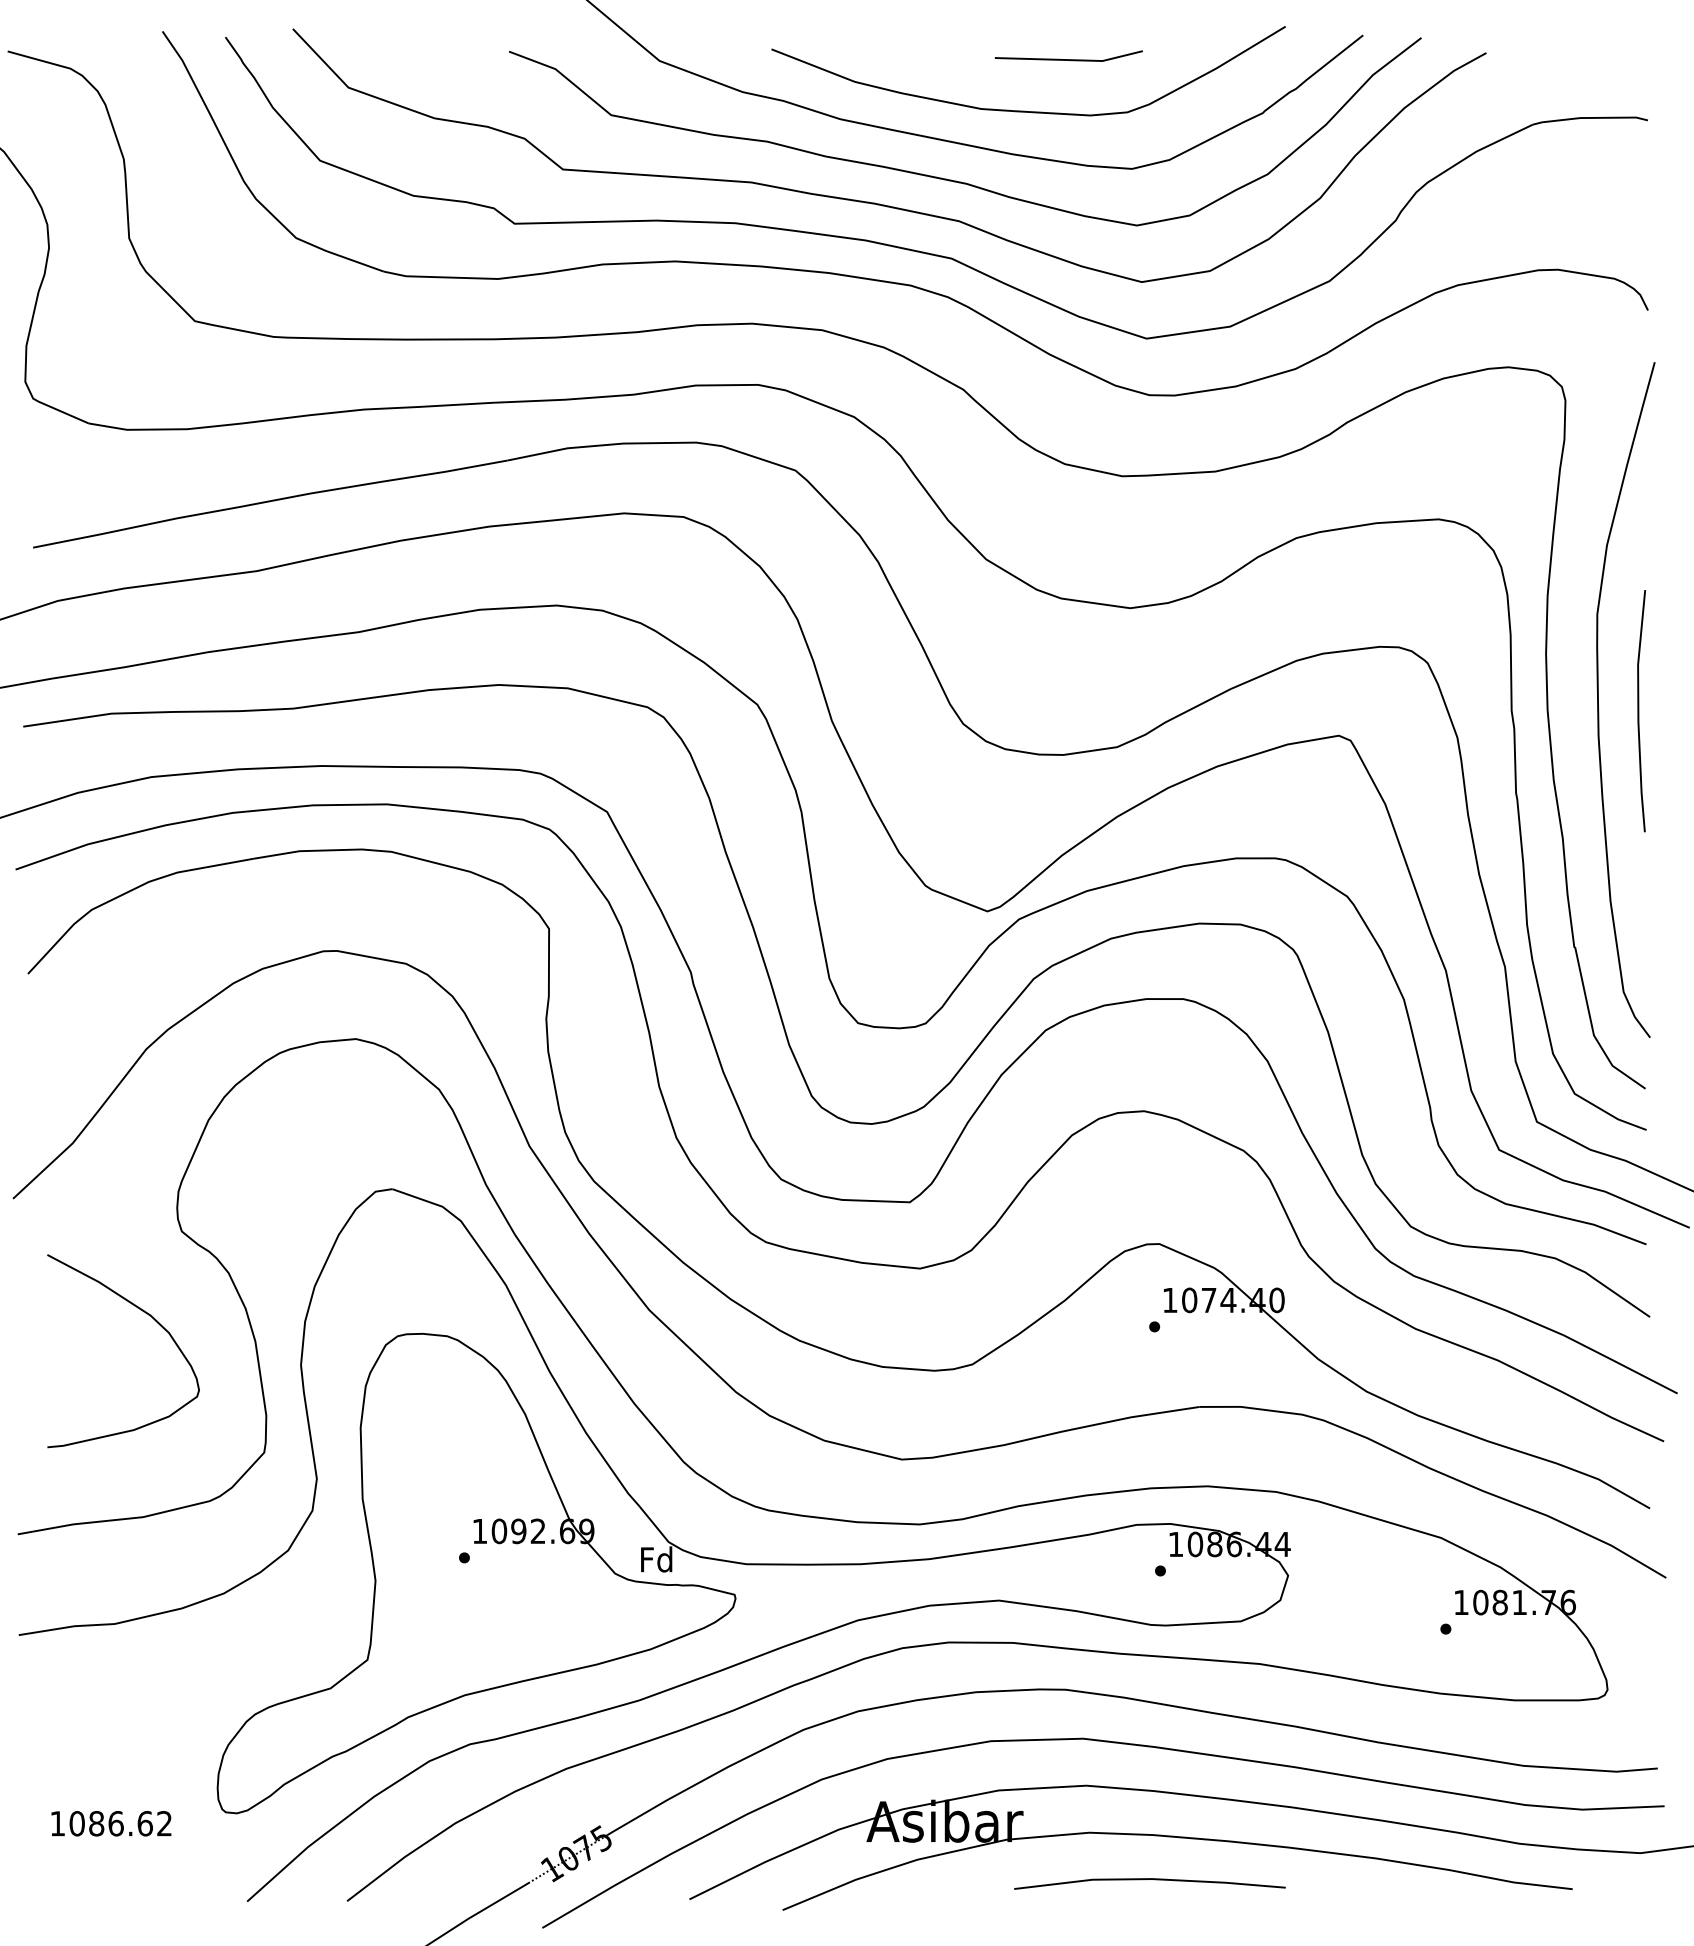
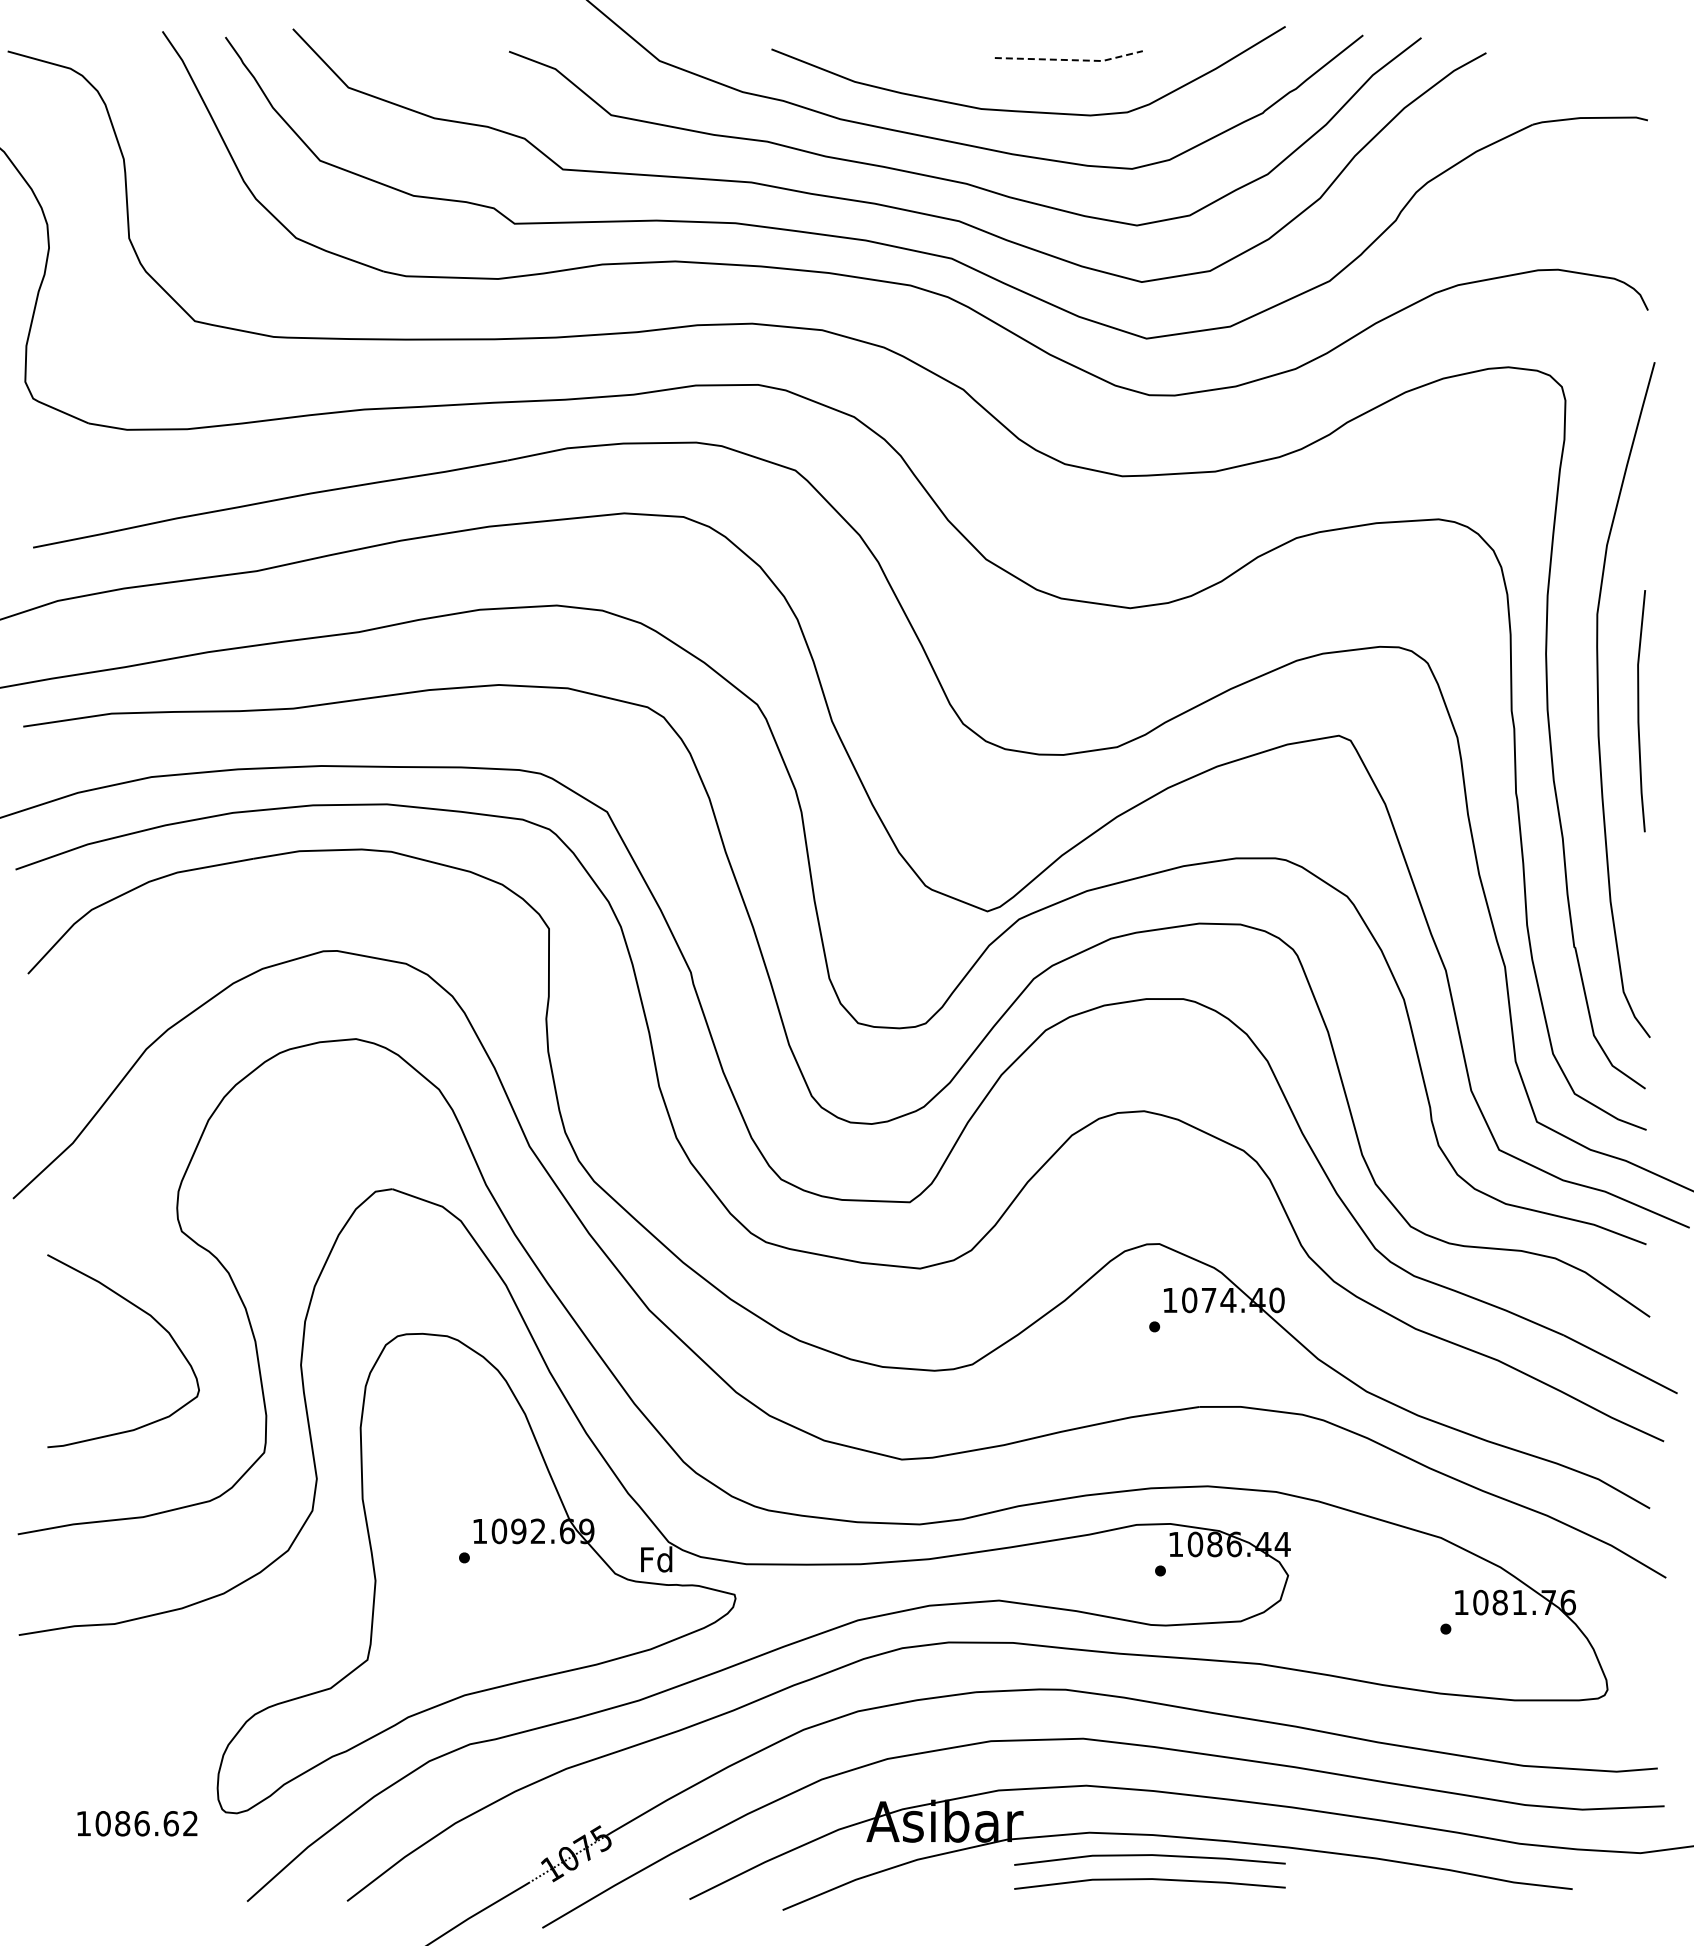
line: solid -> dashed (1070, 60)
text position: (111, 1823) -> (137, 1823) (137, 1823)
line: none -> present (1149, 1855)
